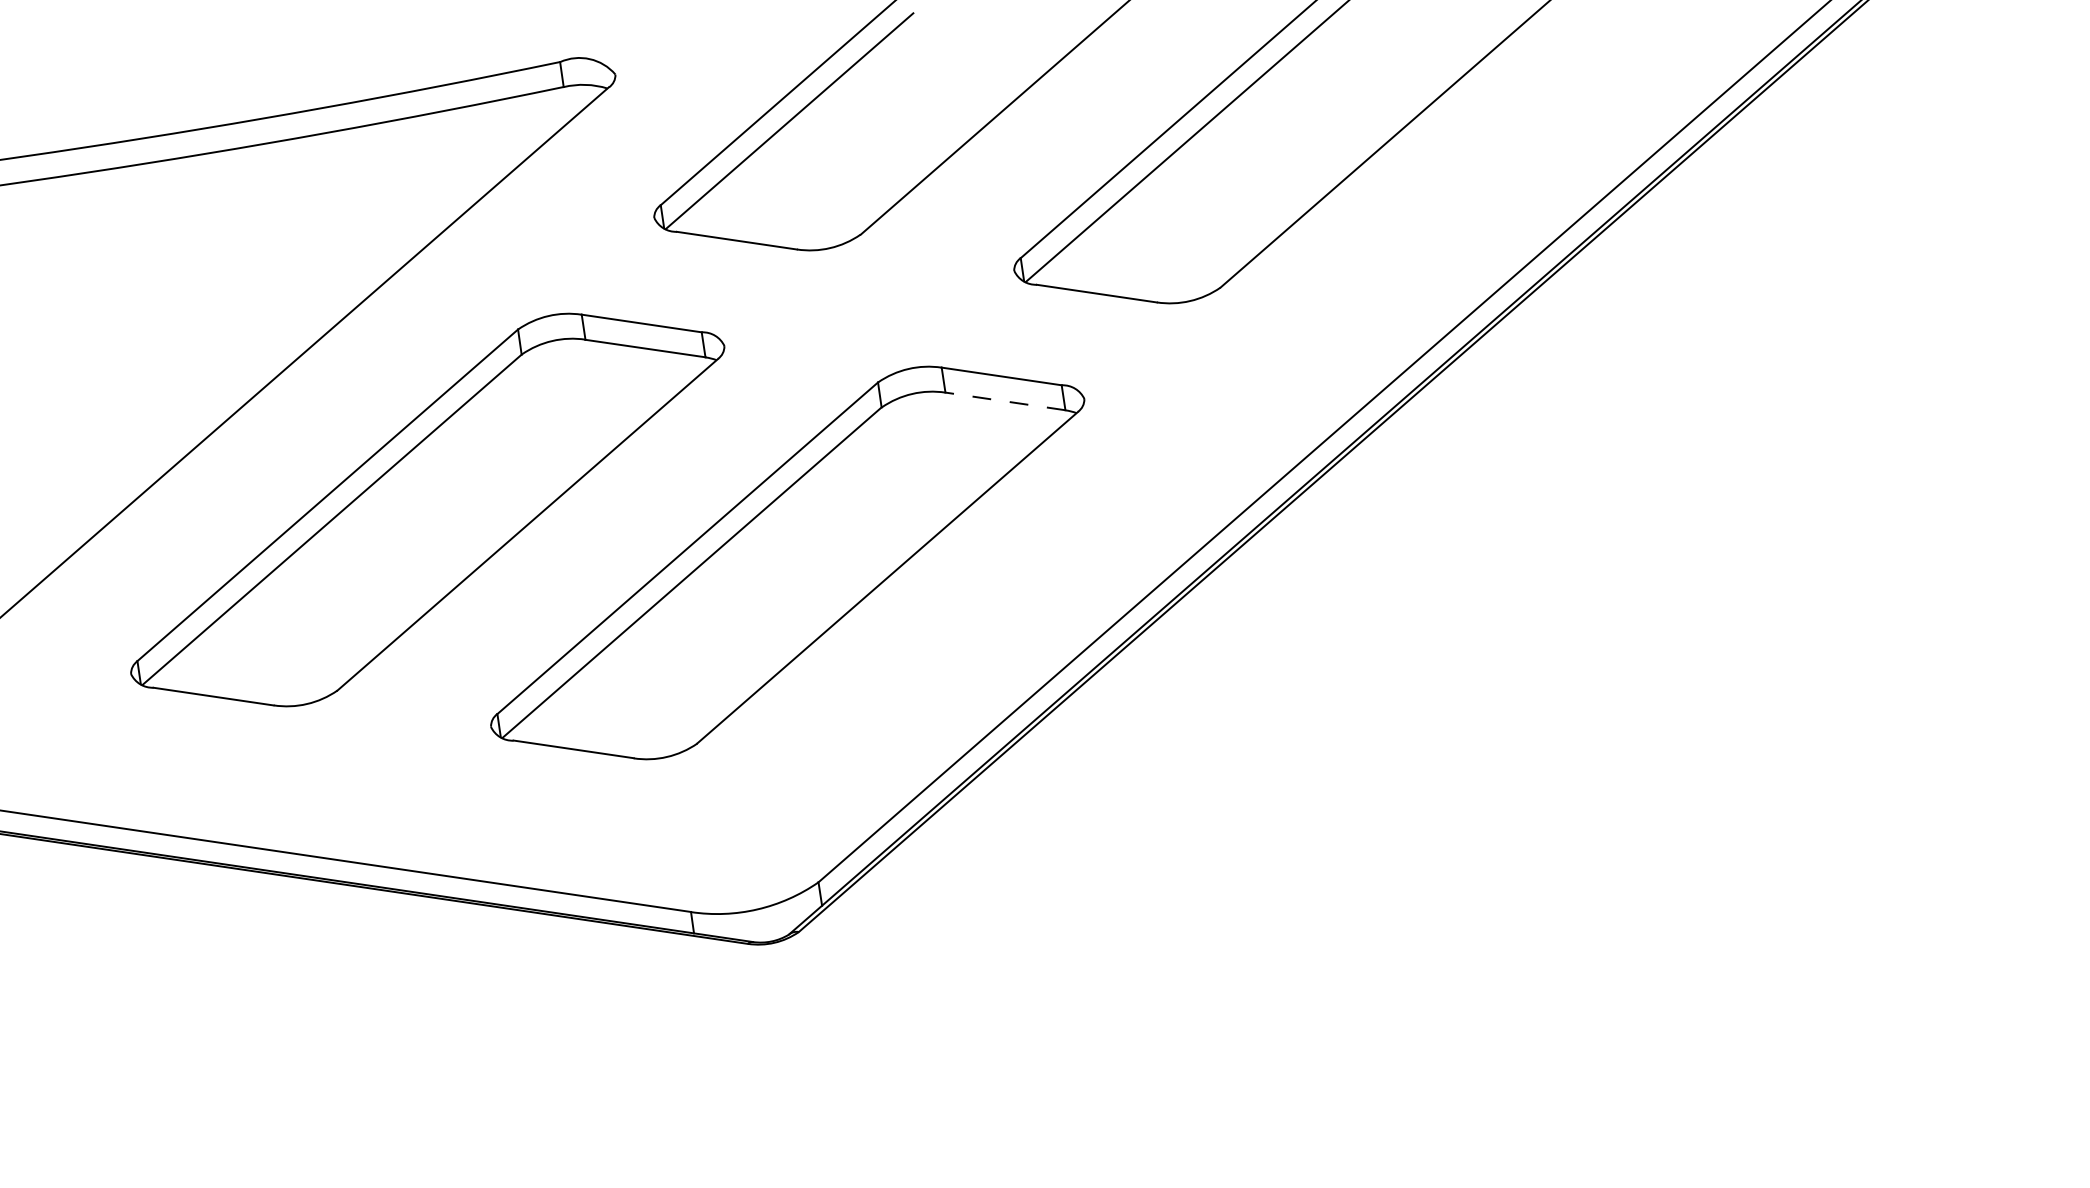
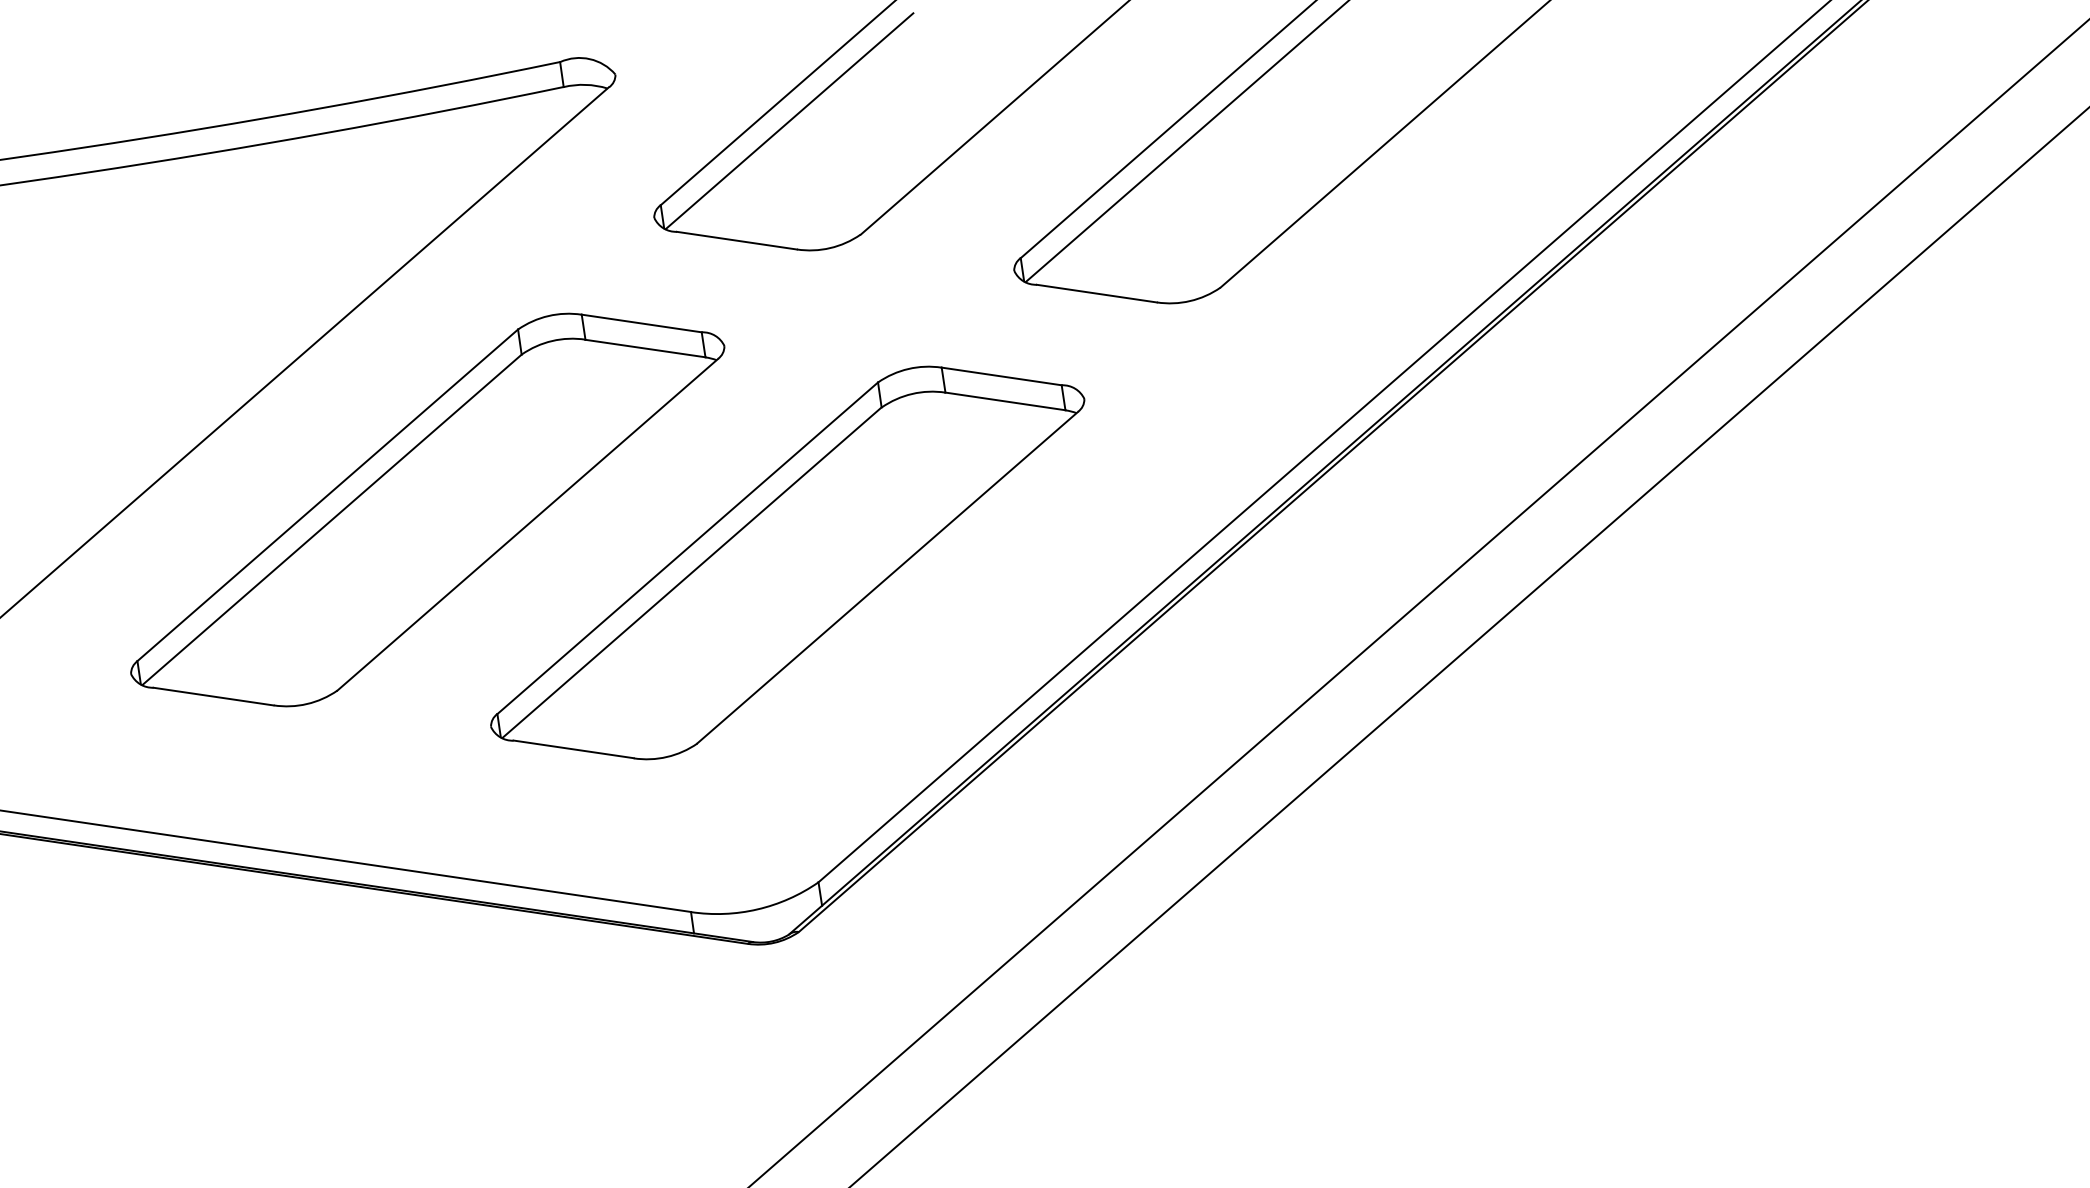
line: dashed -> solid (1005, 401)
line: none -> present (1418, 602)
line: none -> present (1469, 646)
